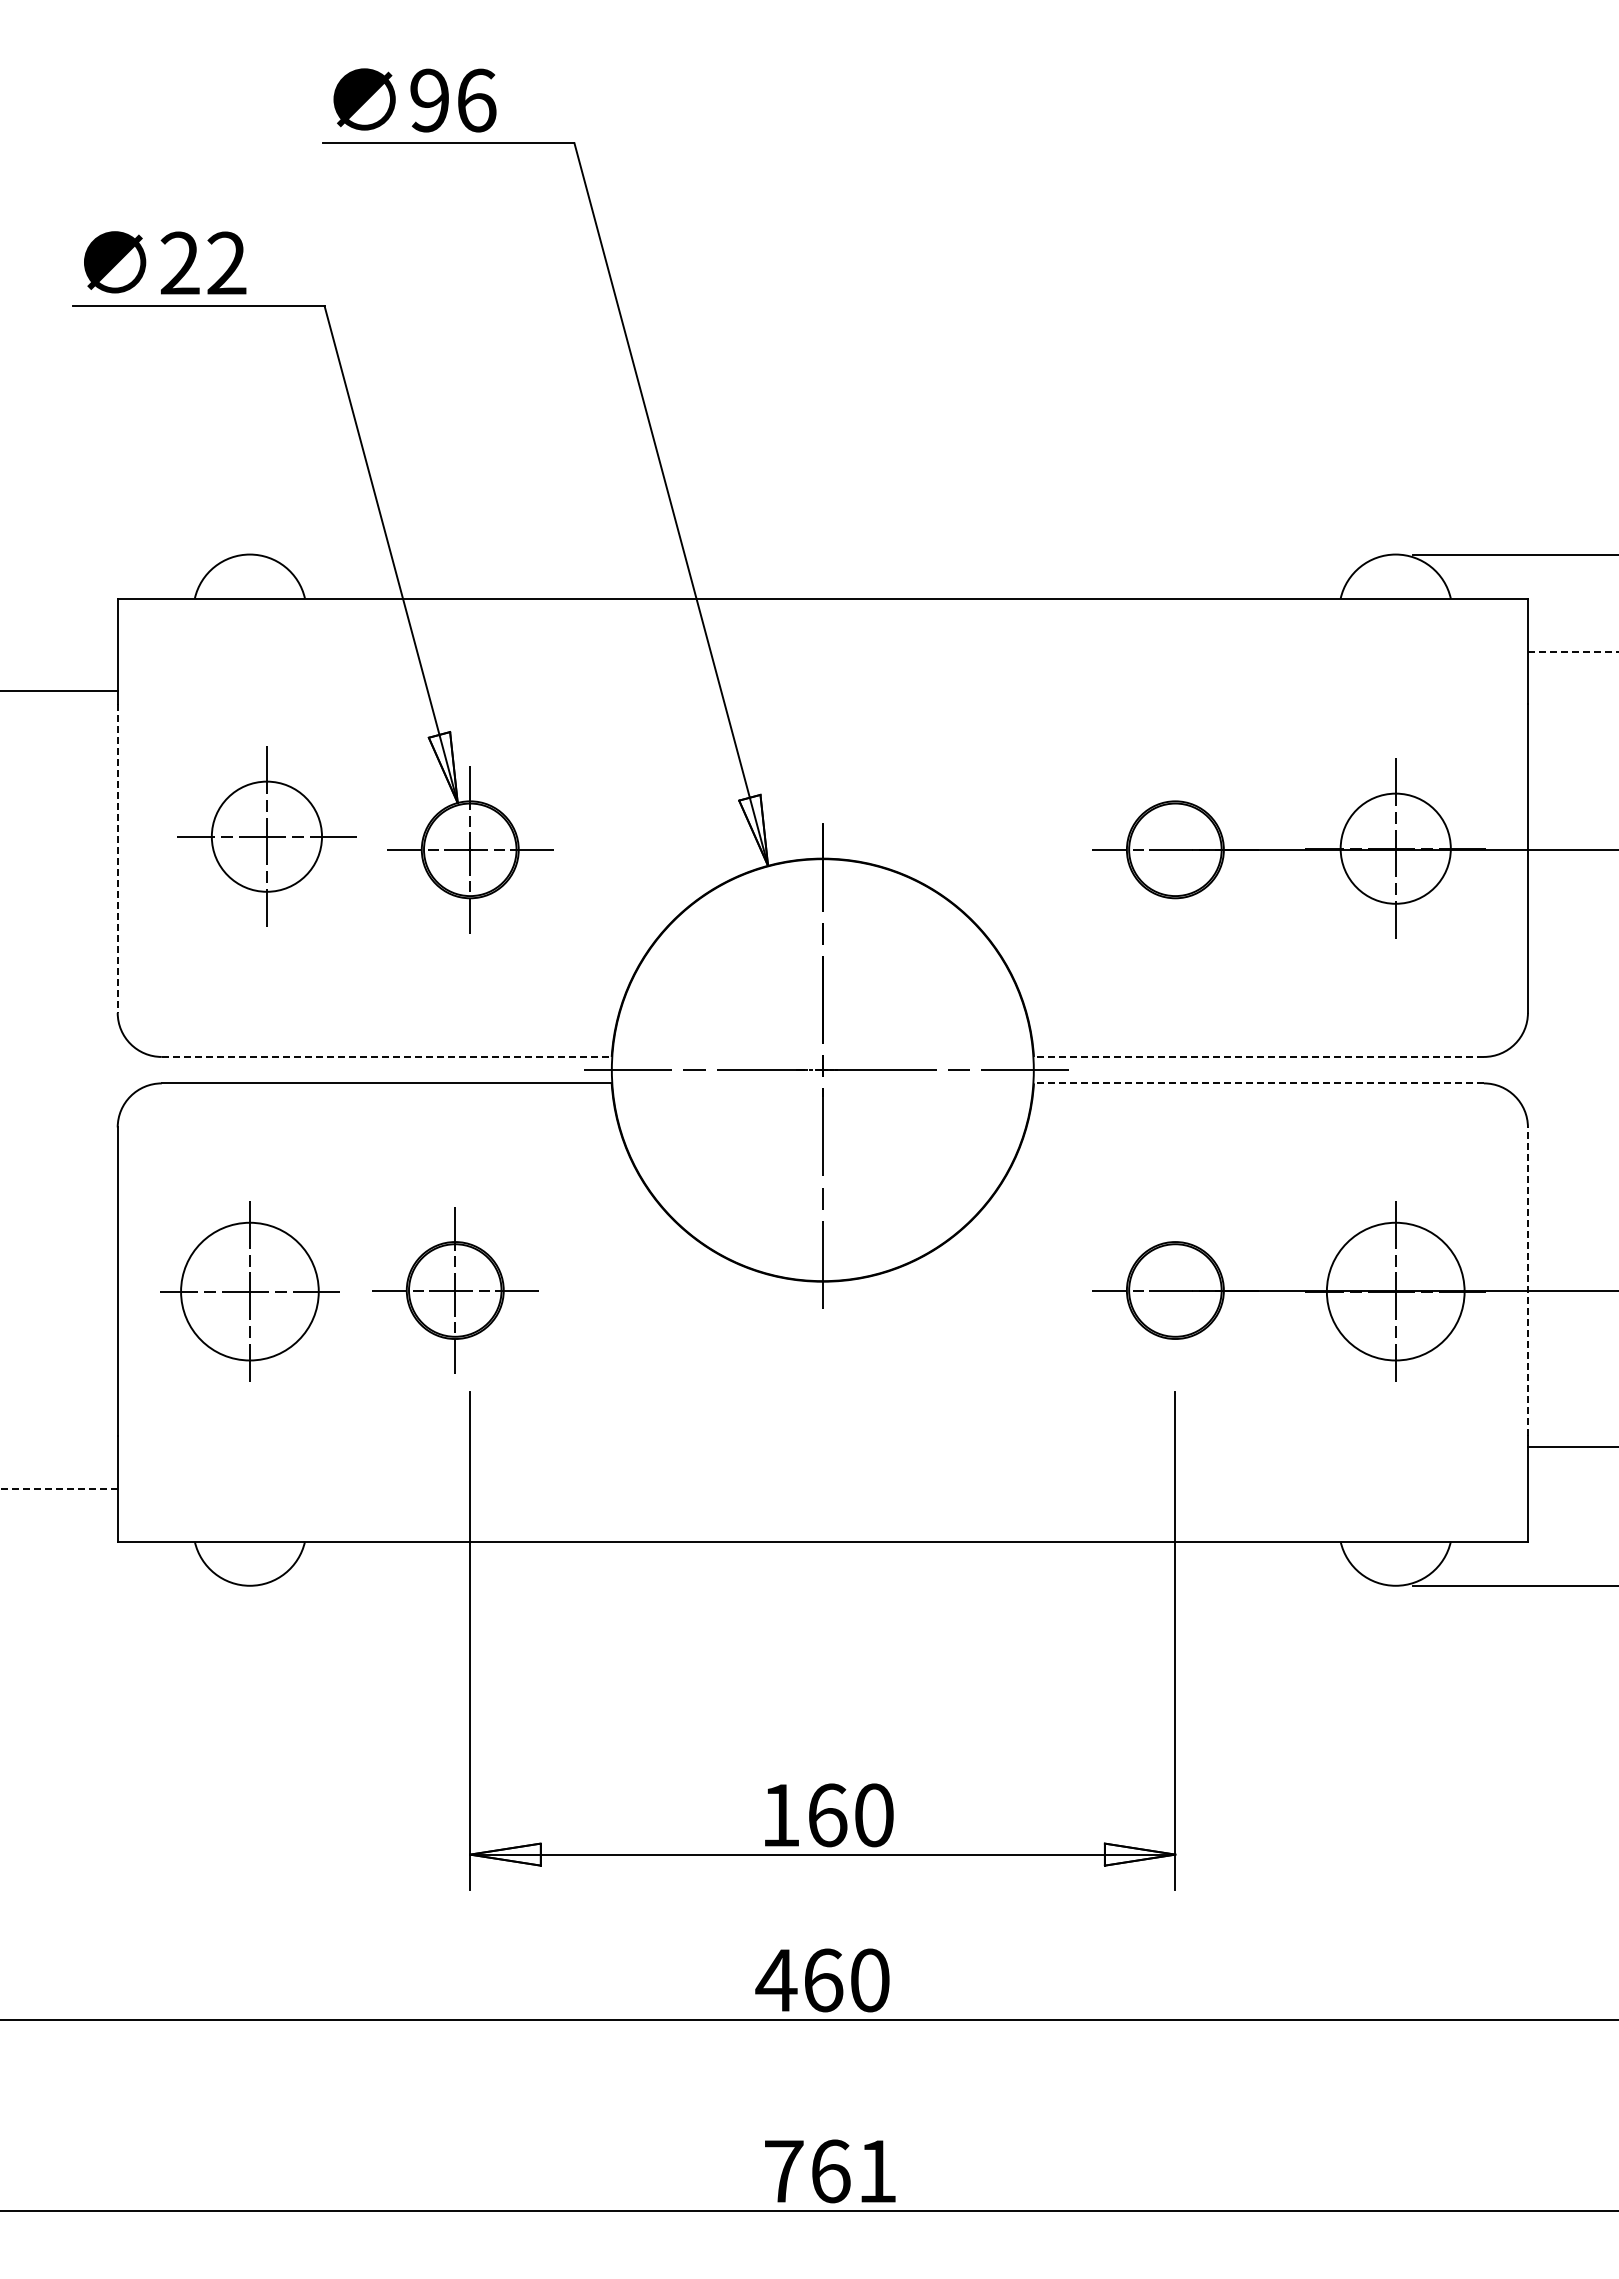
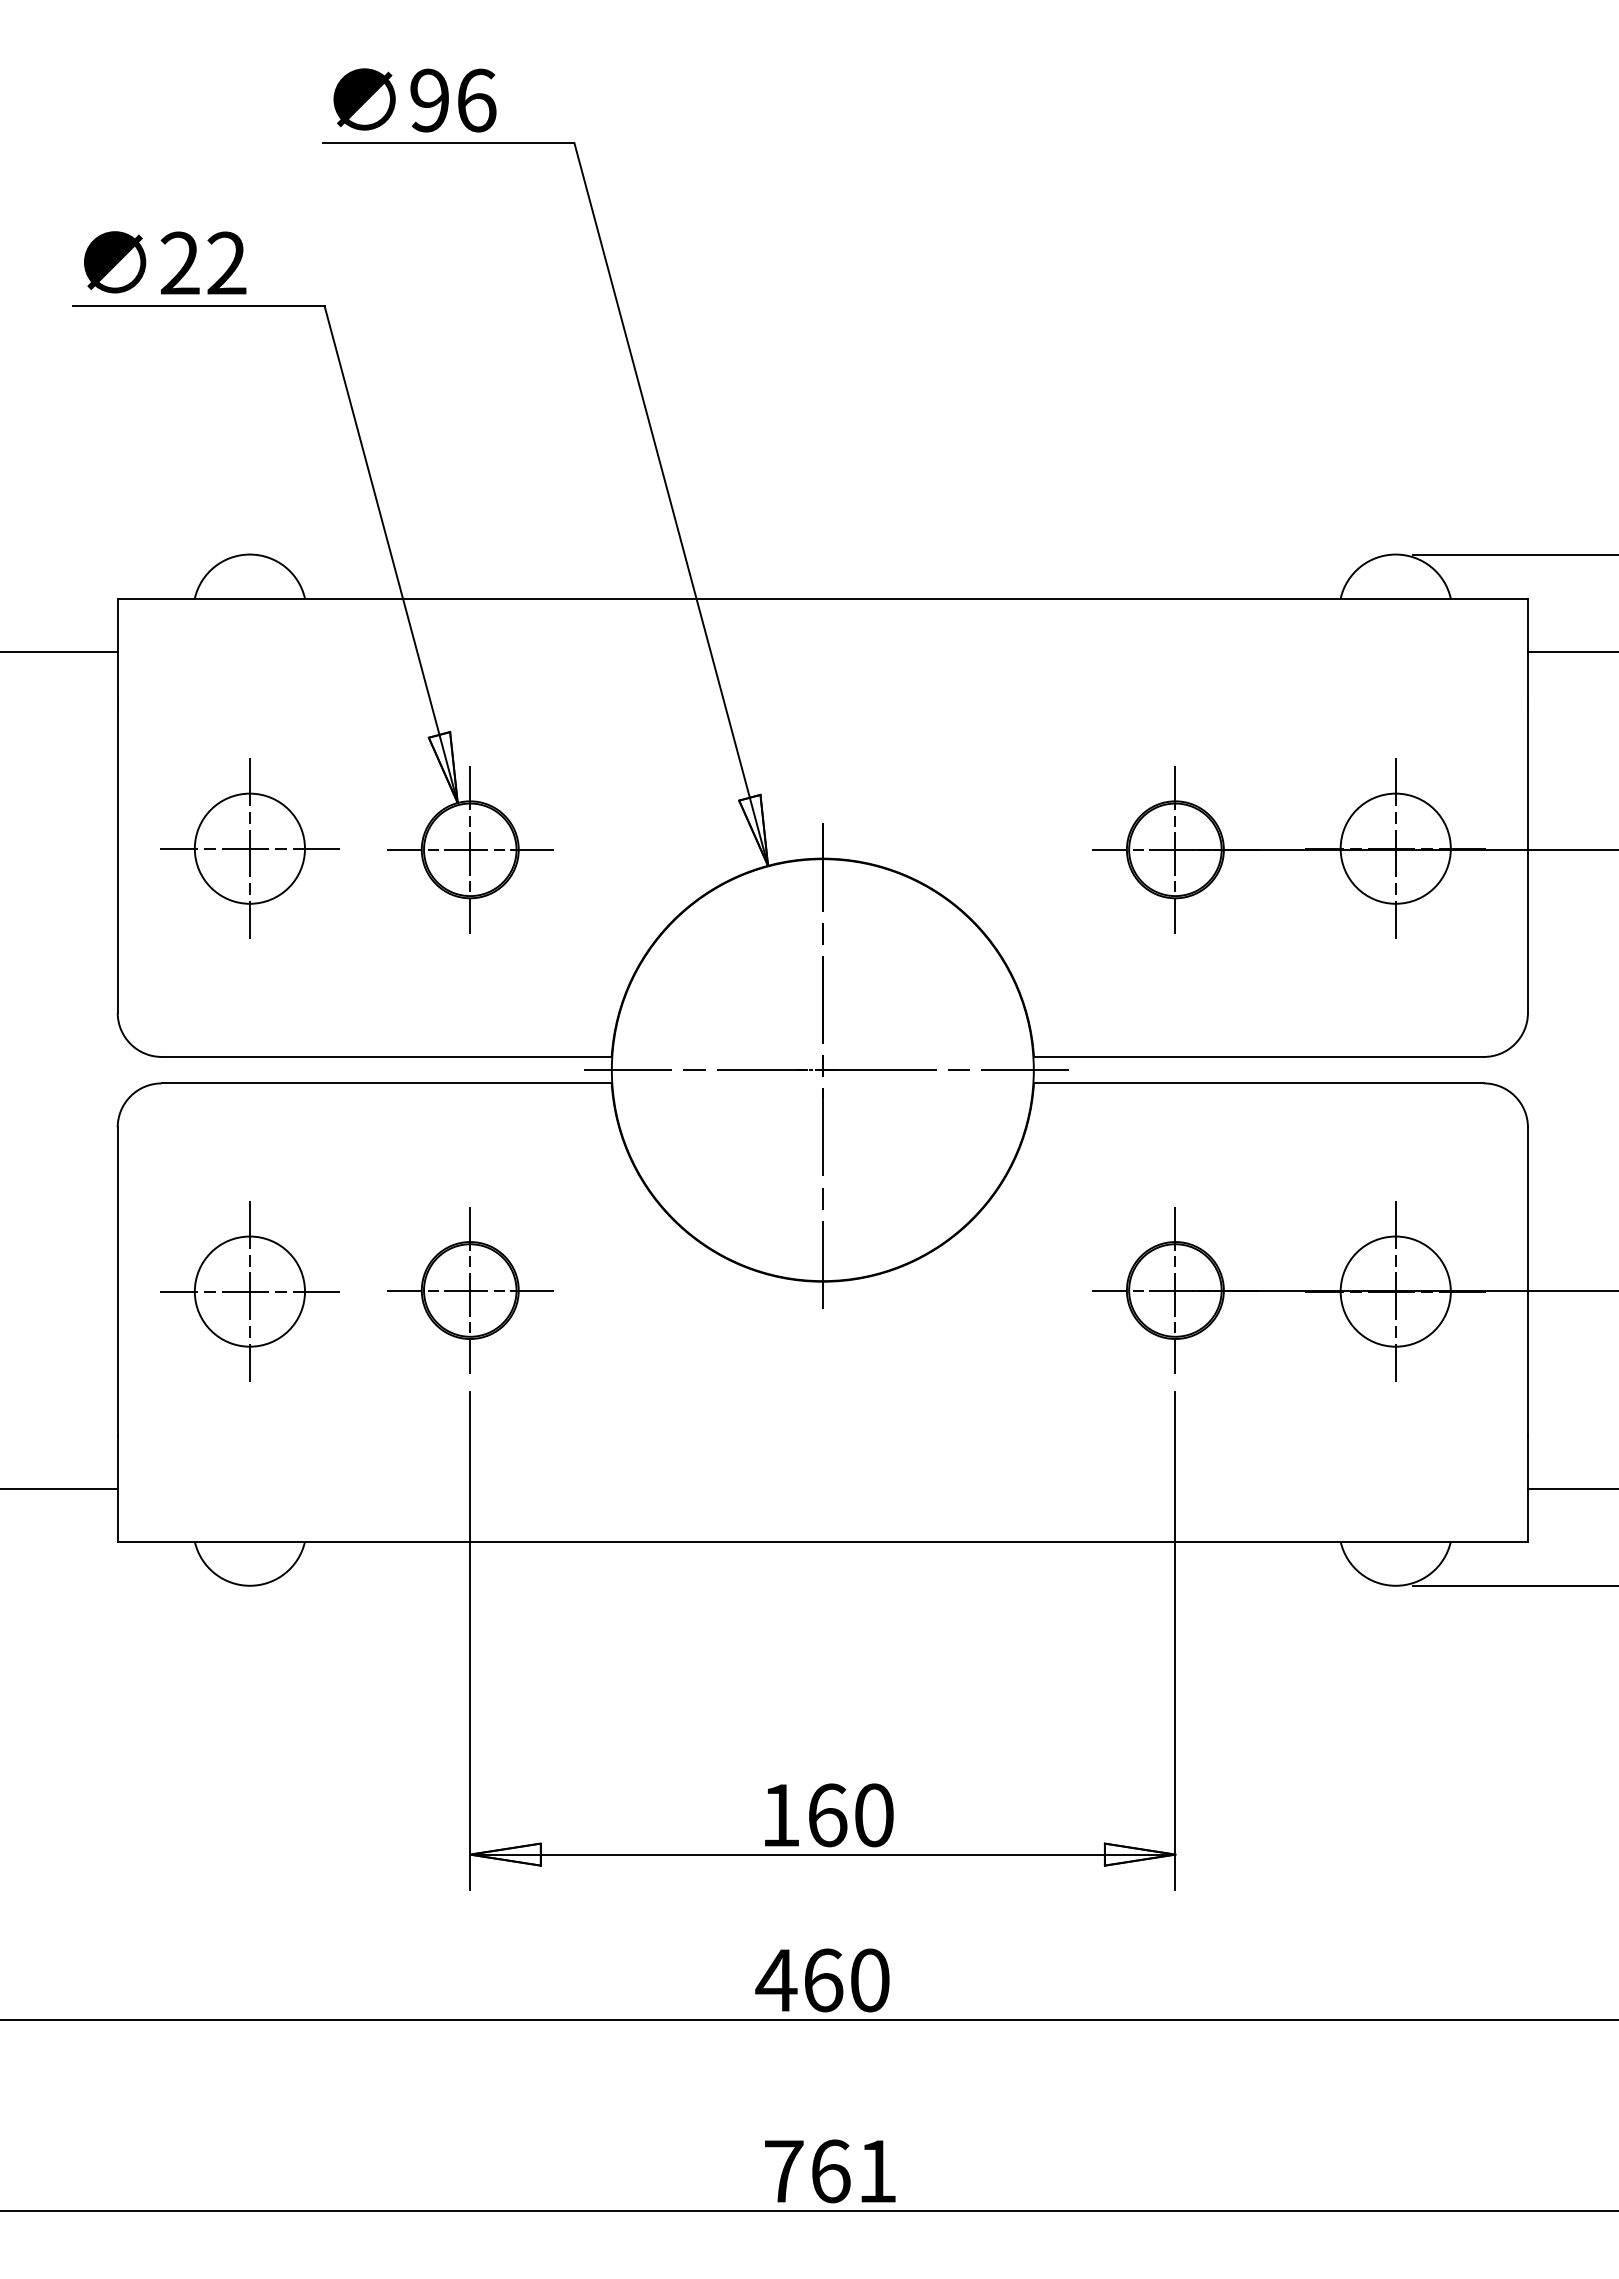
line: dashed -> solid (1573, 651)
line position: (59, 690) -> (59, 651) (59, 651)
part position: (266, 836) -> (249, 848) (249, 848)
line: none -> present (1175, 849)
line: dashed -> solid (117, 859)
line: dashed -> solid (386, 1056)
line: dashed -> solid (1258, 1056)
line: dashed -> solid (1258, 1083)
line: dashed -> solid (1527, 1281)
part position: (455, 1290) -> (470, 1290) (470, 1290)
line: none -> present (1175, 1290)
circle diameter: 138 px -> 110 px (249, 1291)
circle diameter: 138 px -> 110 px (1395, 1291)
line position: (1571, 1446) -> (1571, 1488) (1571, 1488)
line: dashed -> solid (58, 1488)
